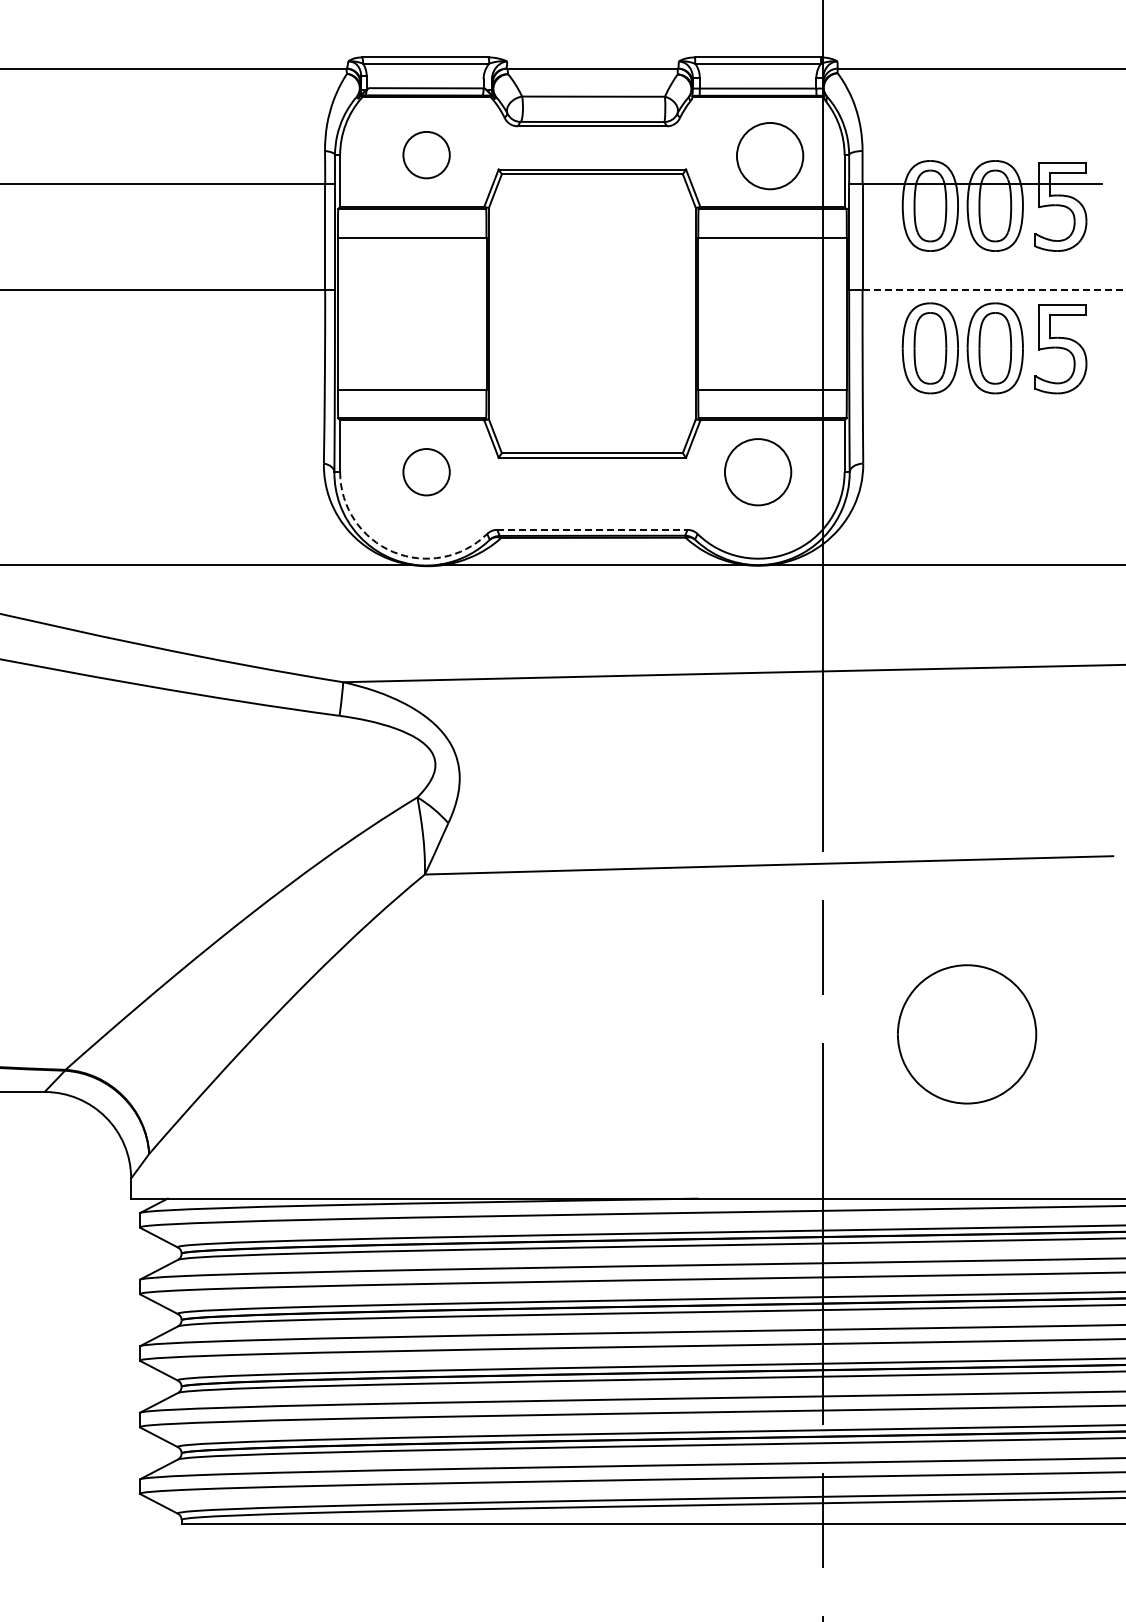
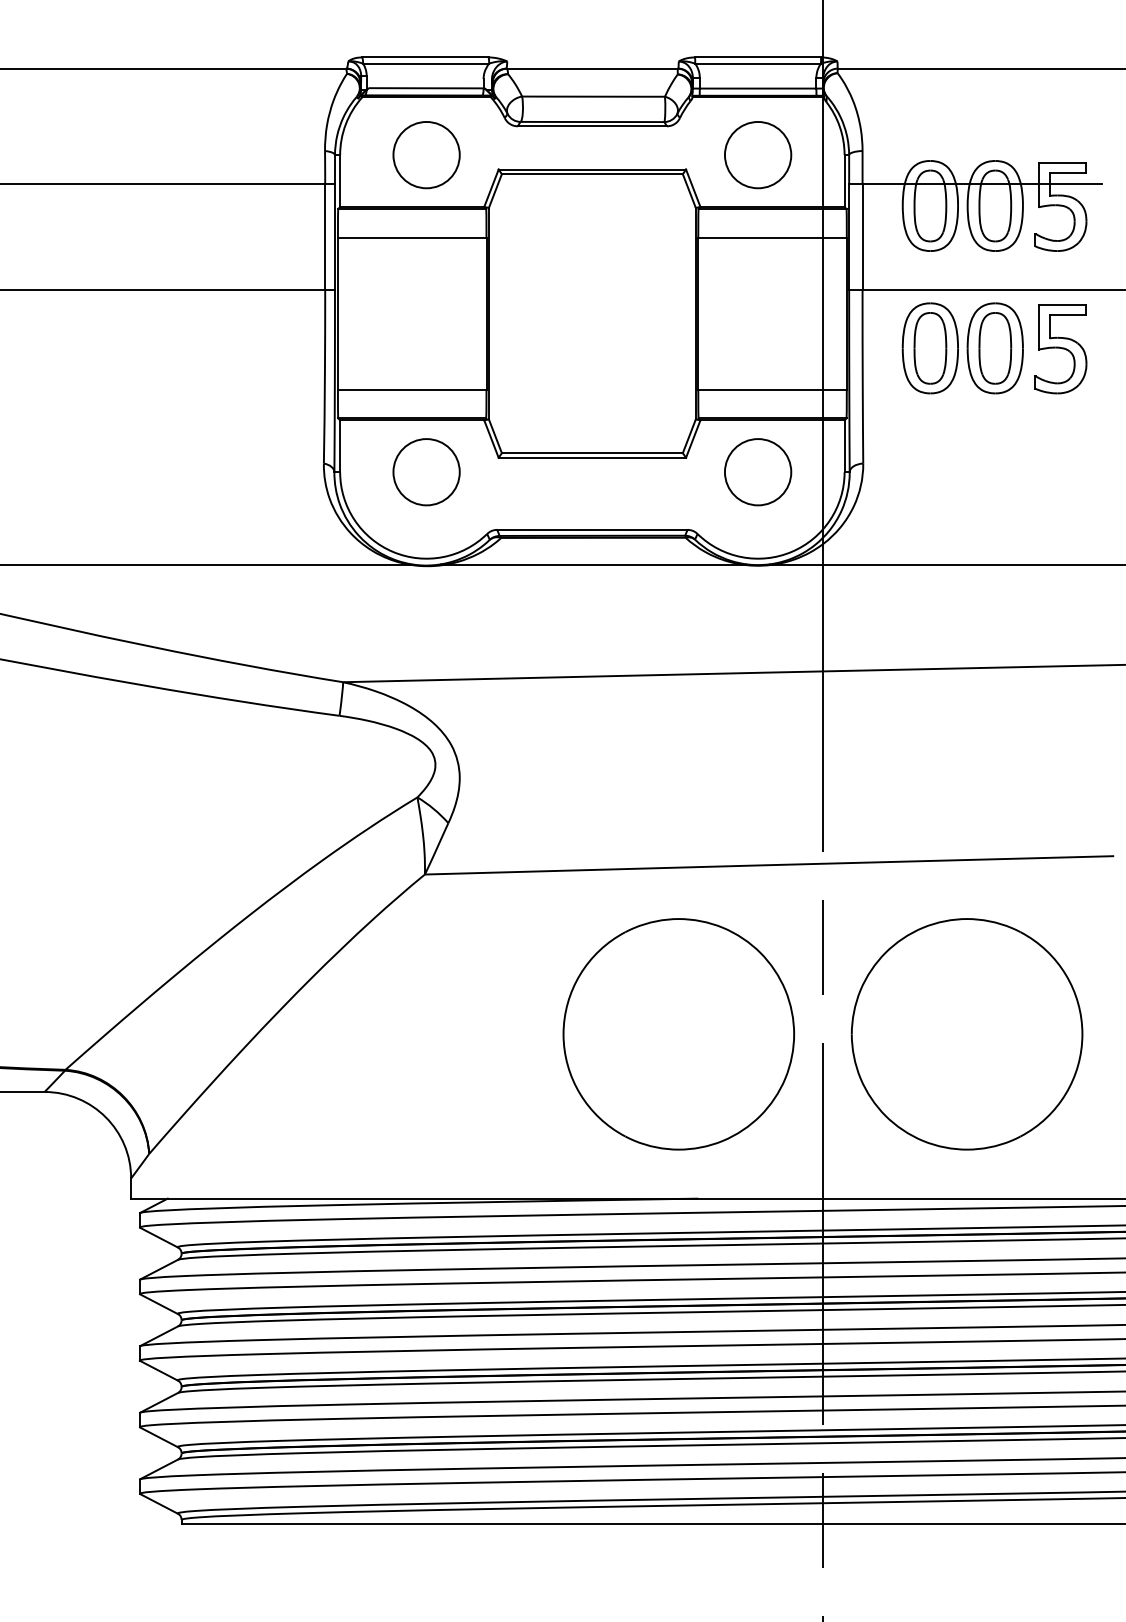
circle diameter: 46 px -> 66 px (426, 154)
circle position: (770, 156) -> (758, 155) (758, 155)
line: dashed -> solid (993, 290)
circle diameter: 46 px -> 66 px (426, 472)
line: dashed -> solid (592, 529)
arc: dashed -> solid (393, 551)
part: none -> present (678, 1034)
part size: 141x141 px -> 234x233 px (966, 1034)
